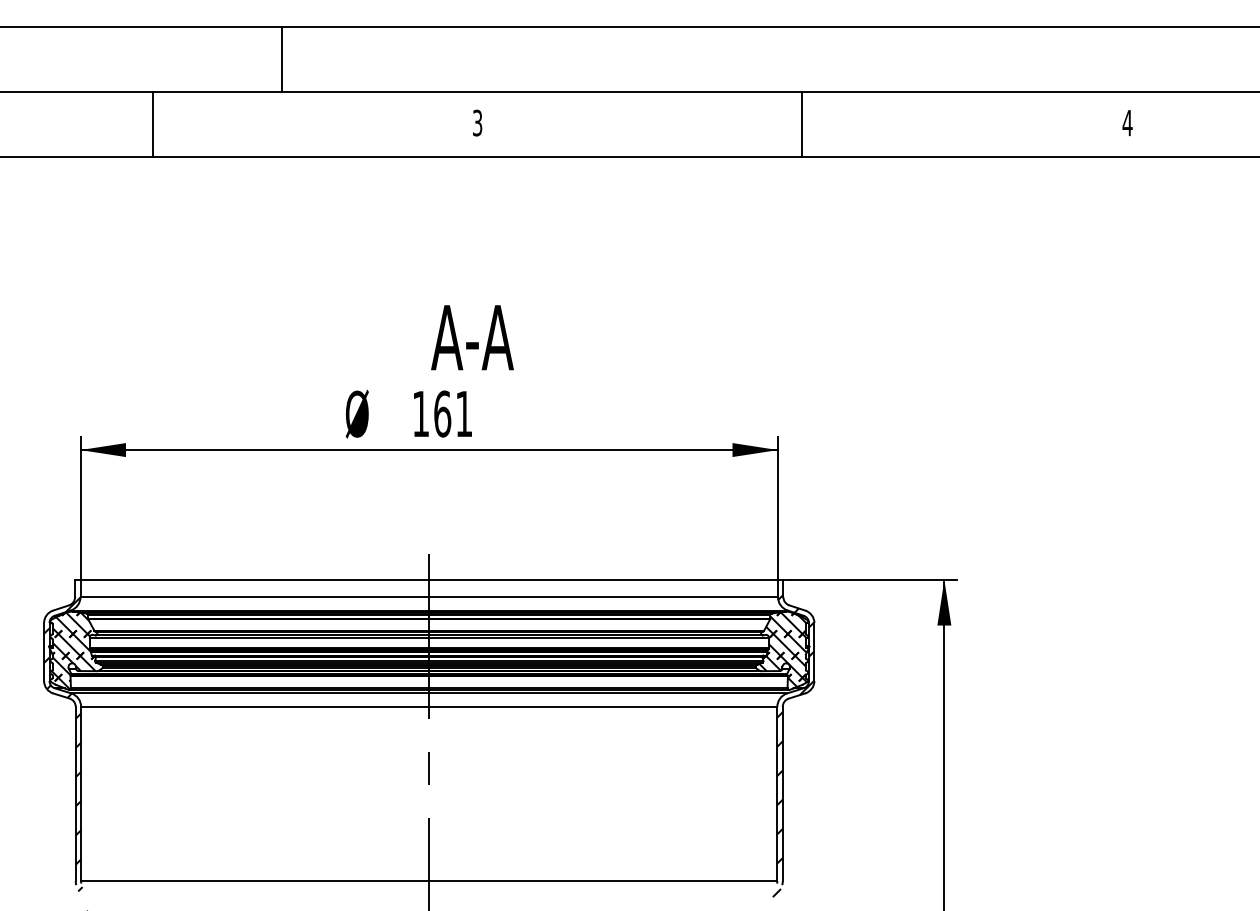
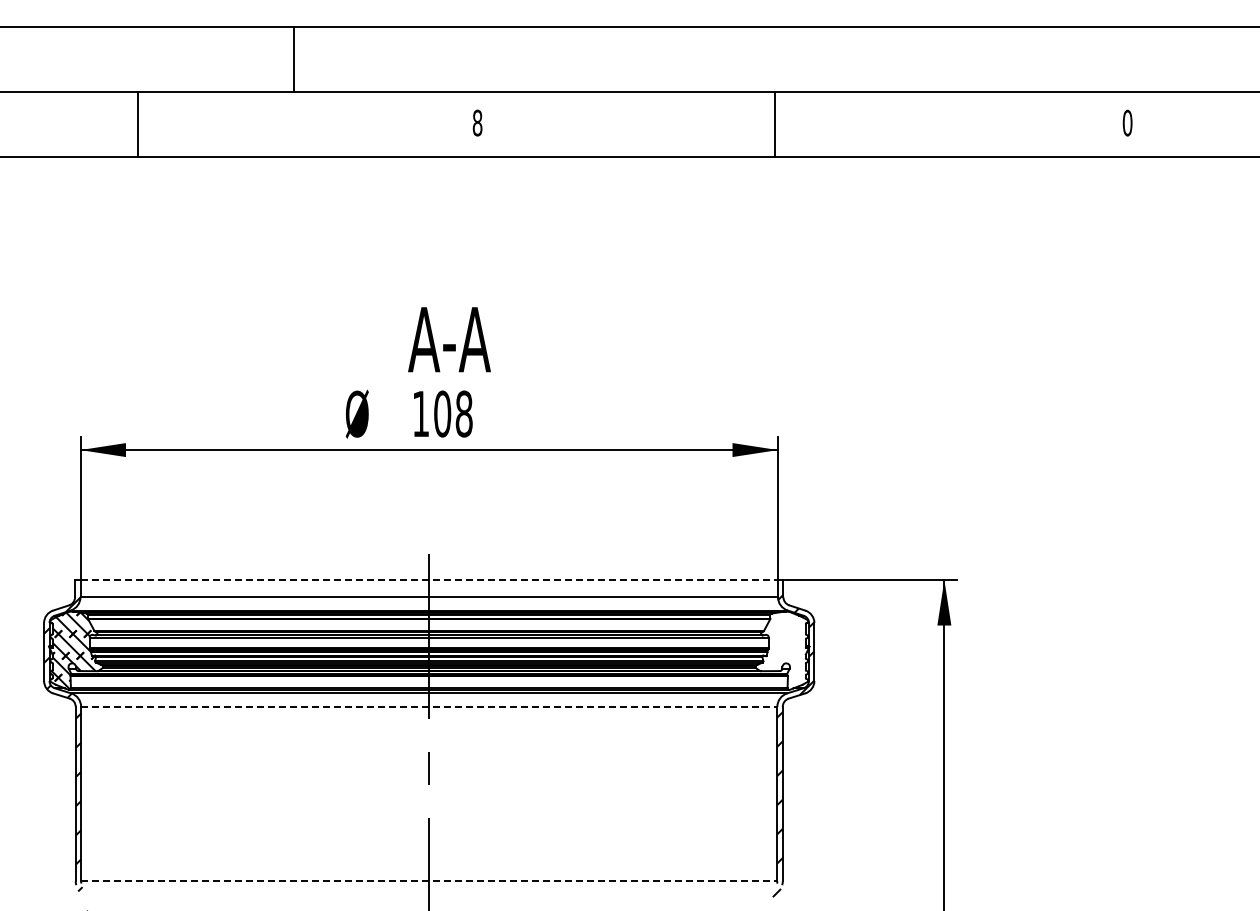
line position: (282, 59) -> (294, 59) (294, 59)
text: 3 -> 8 (477, 122)
text: 4 -> 0 (1127, 122)
line position: (152, 124) -> (137, 124) (137, 124)
line position: (802, 124) -> (775, 124) (775, 124)
text position: (472, 337) -> (449, 339) (449, 339)
text: 161 -> 108 (453, 413)
line: solid -> dashed (429, 580)
hatch: present -> none (783, 649)
line: solid -> dashed (429, 706)
line: solid -> dashed (429, 881)
